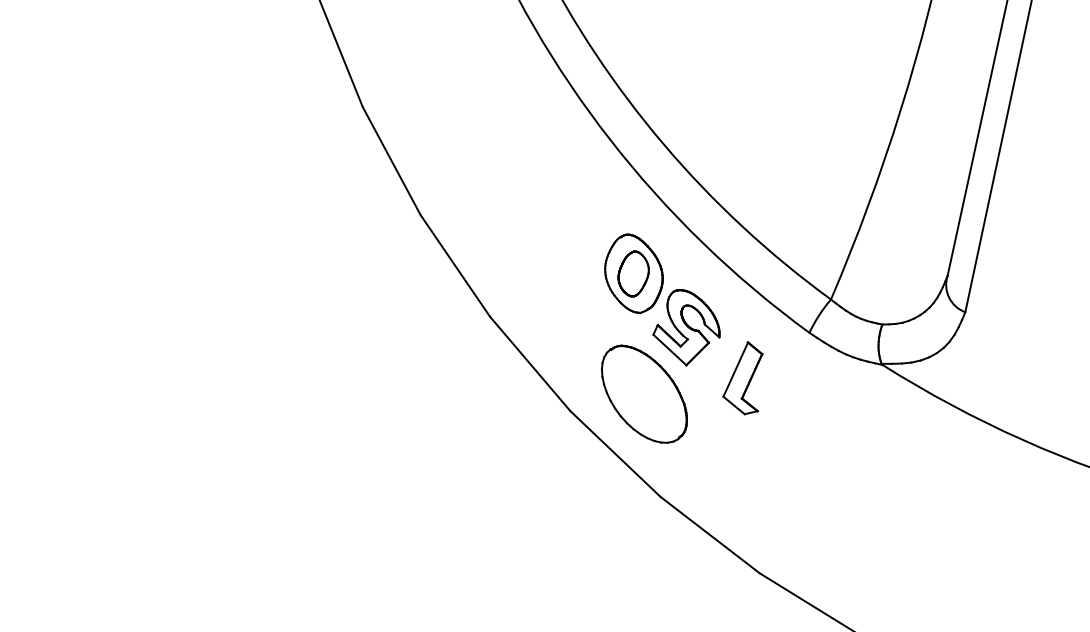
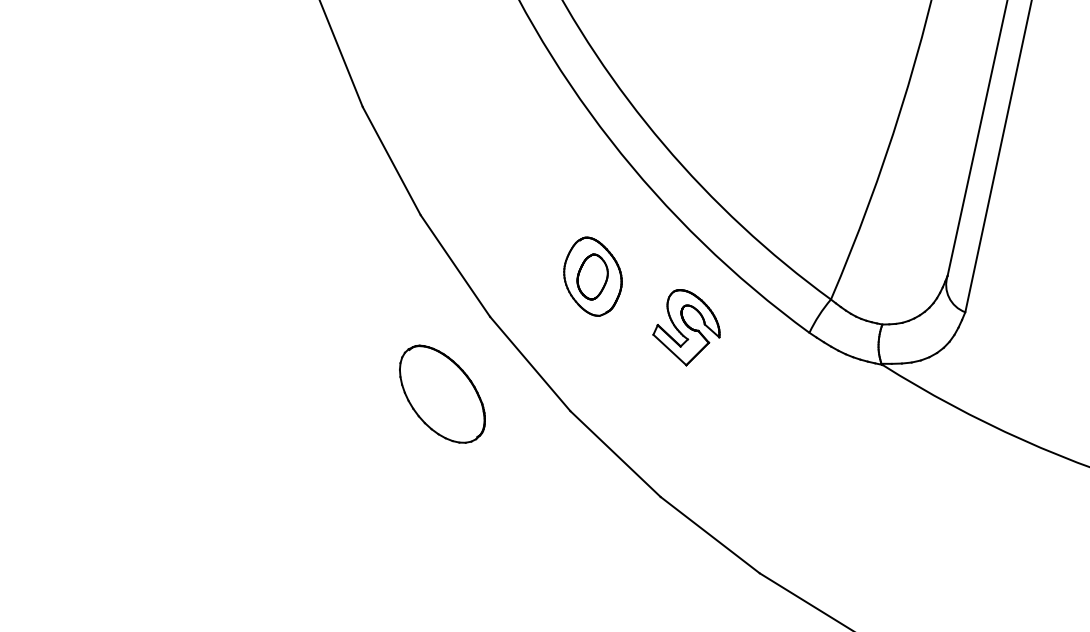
part position: (633, 273) -> (592, 276) (592, 276)
part: present -> none (742, 378)
part position: (644, 393) -> (442, 393) (442, 393)
